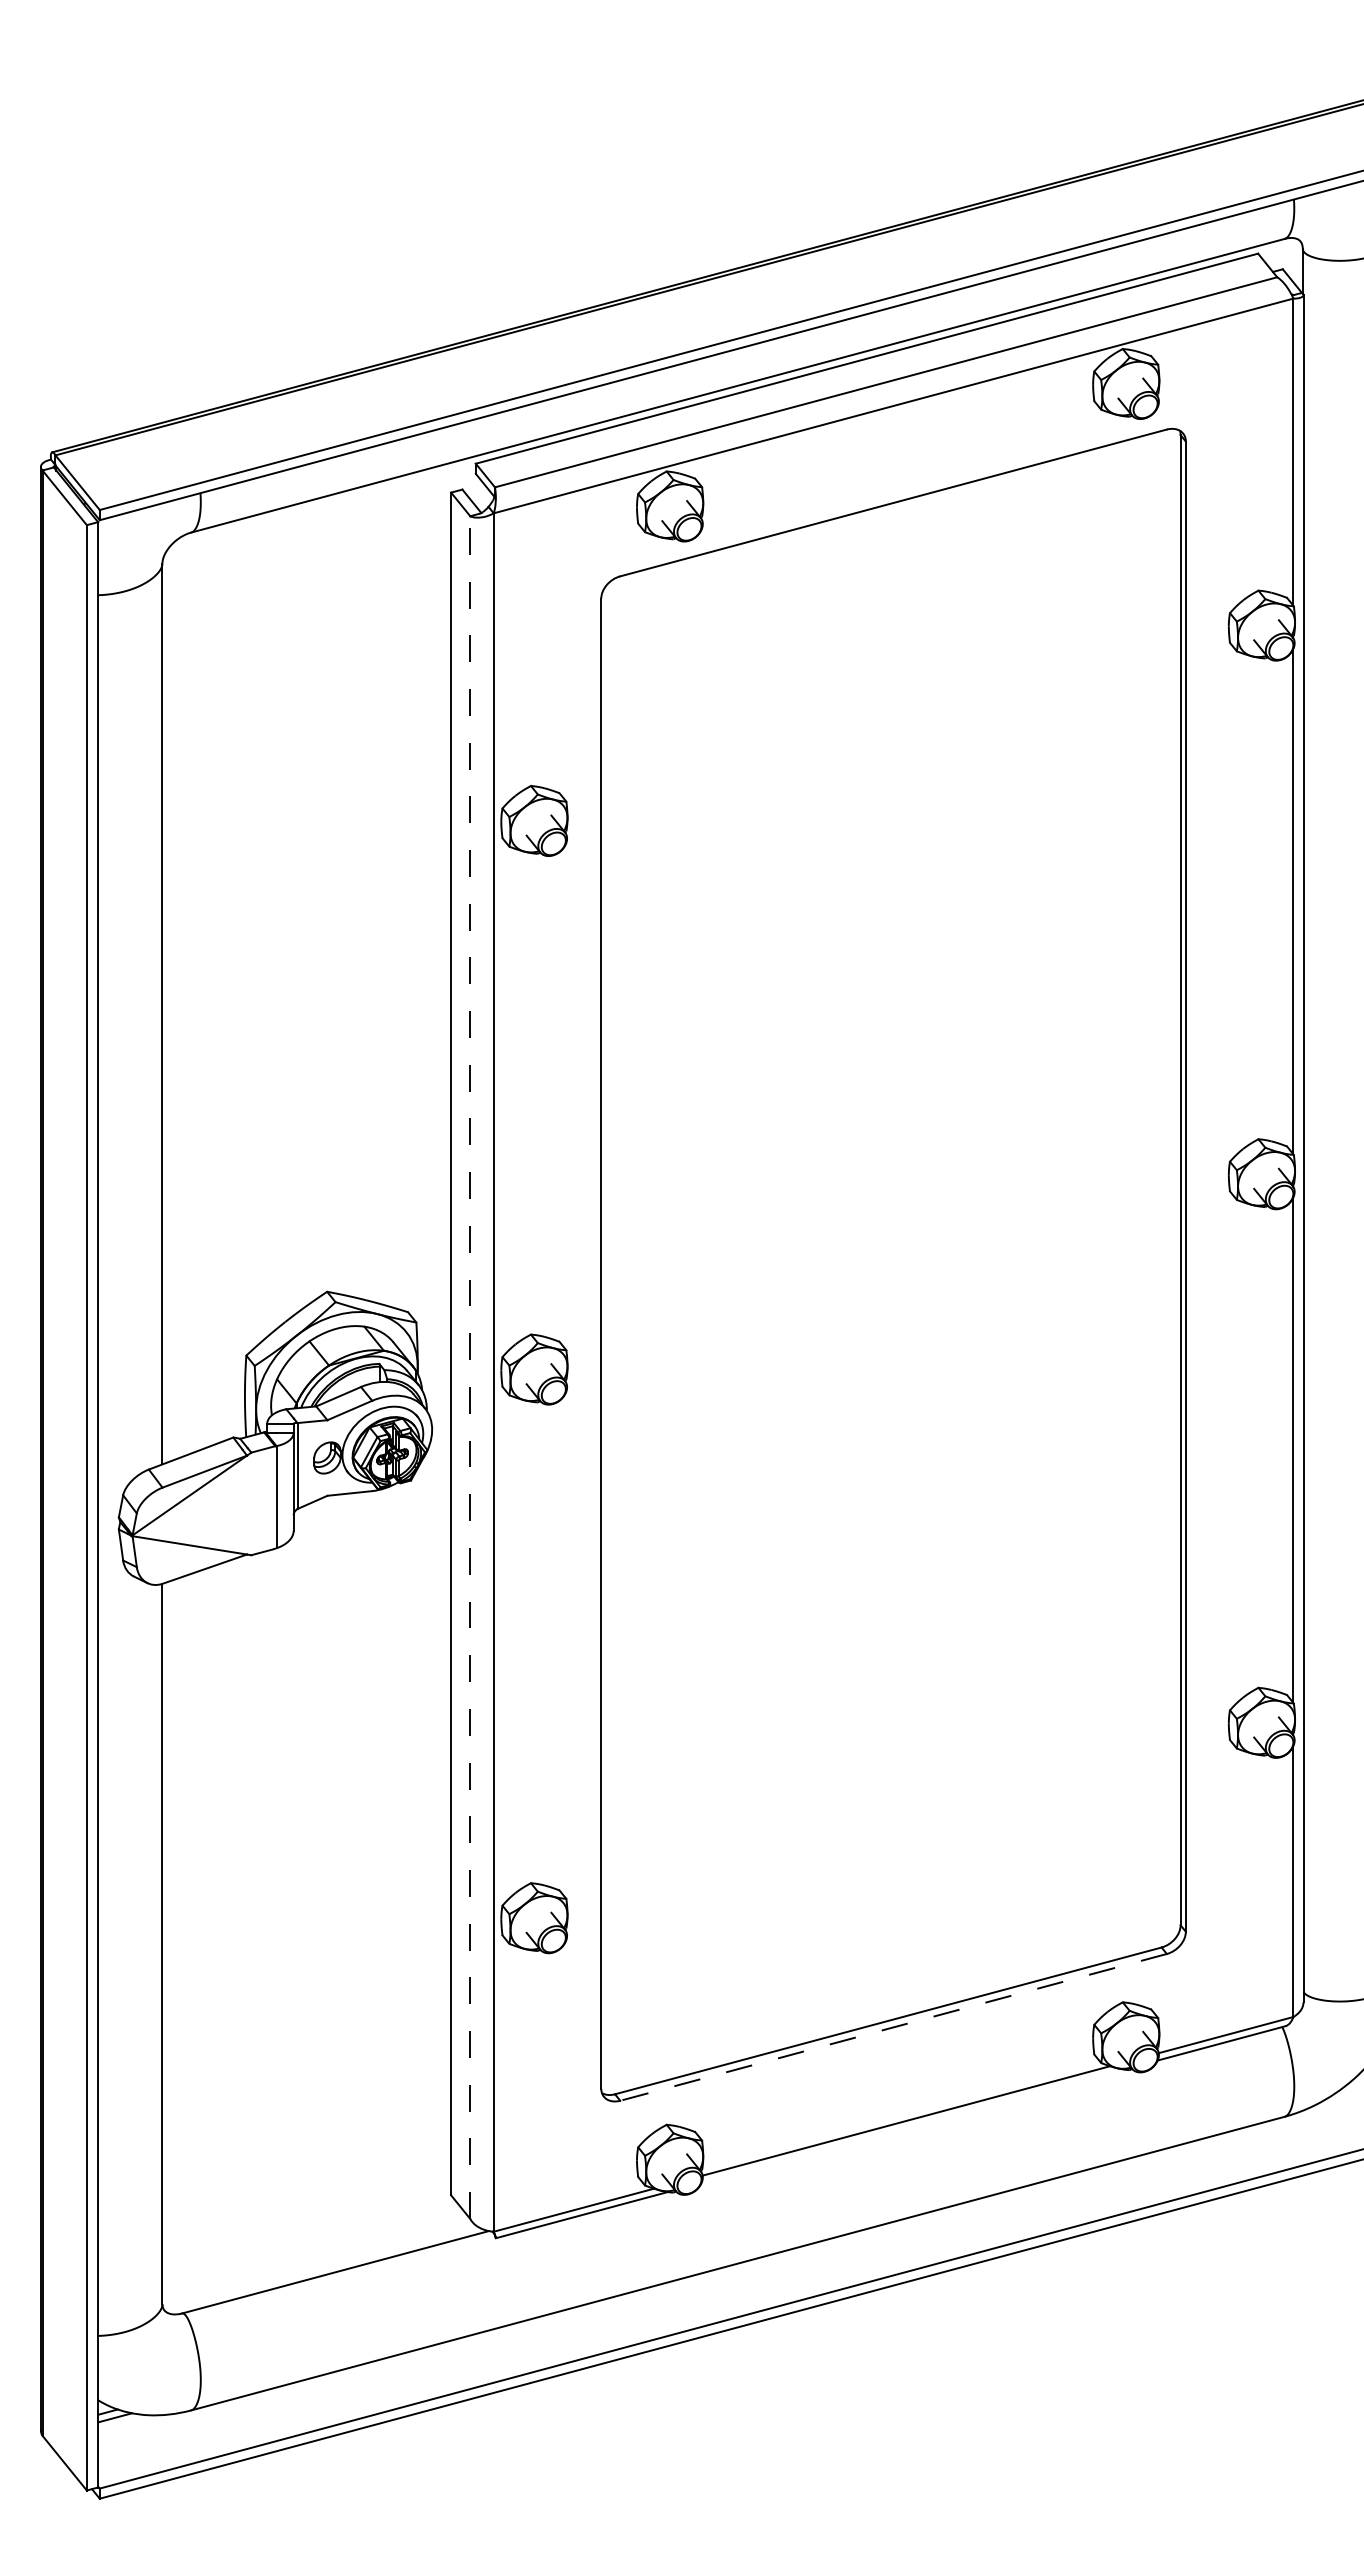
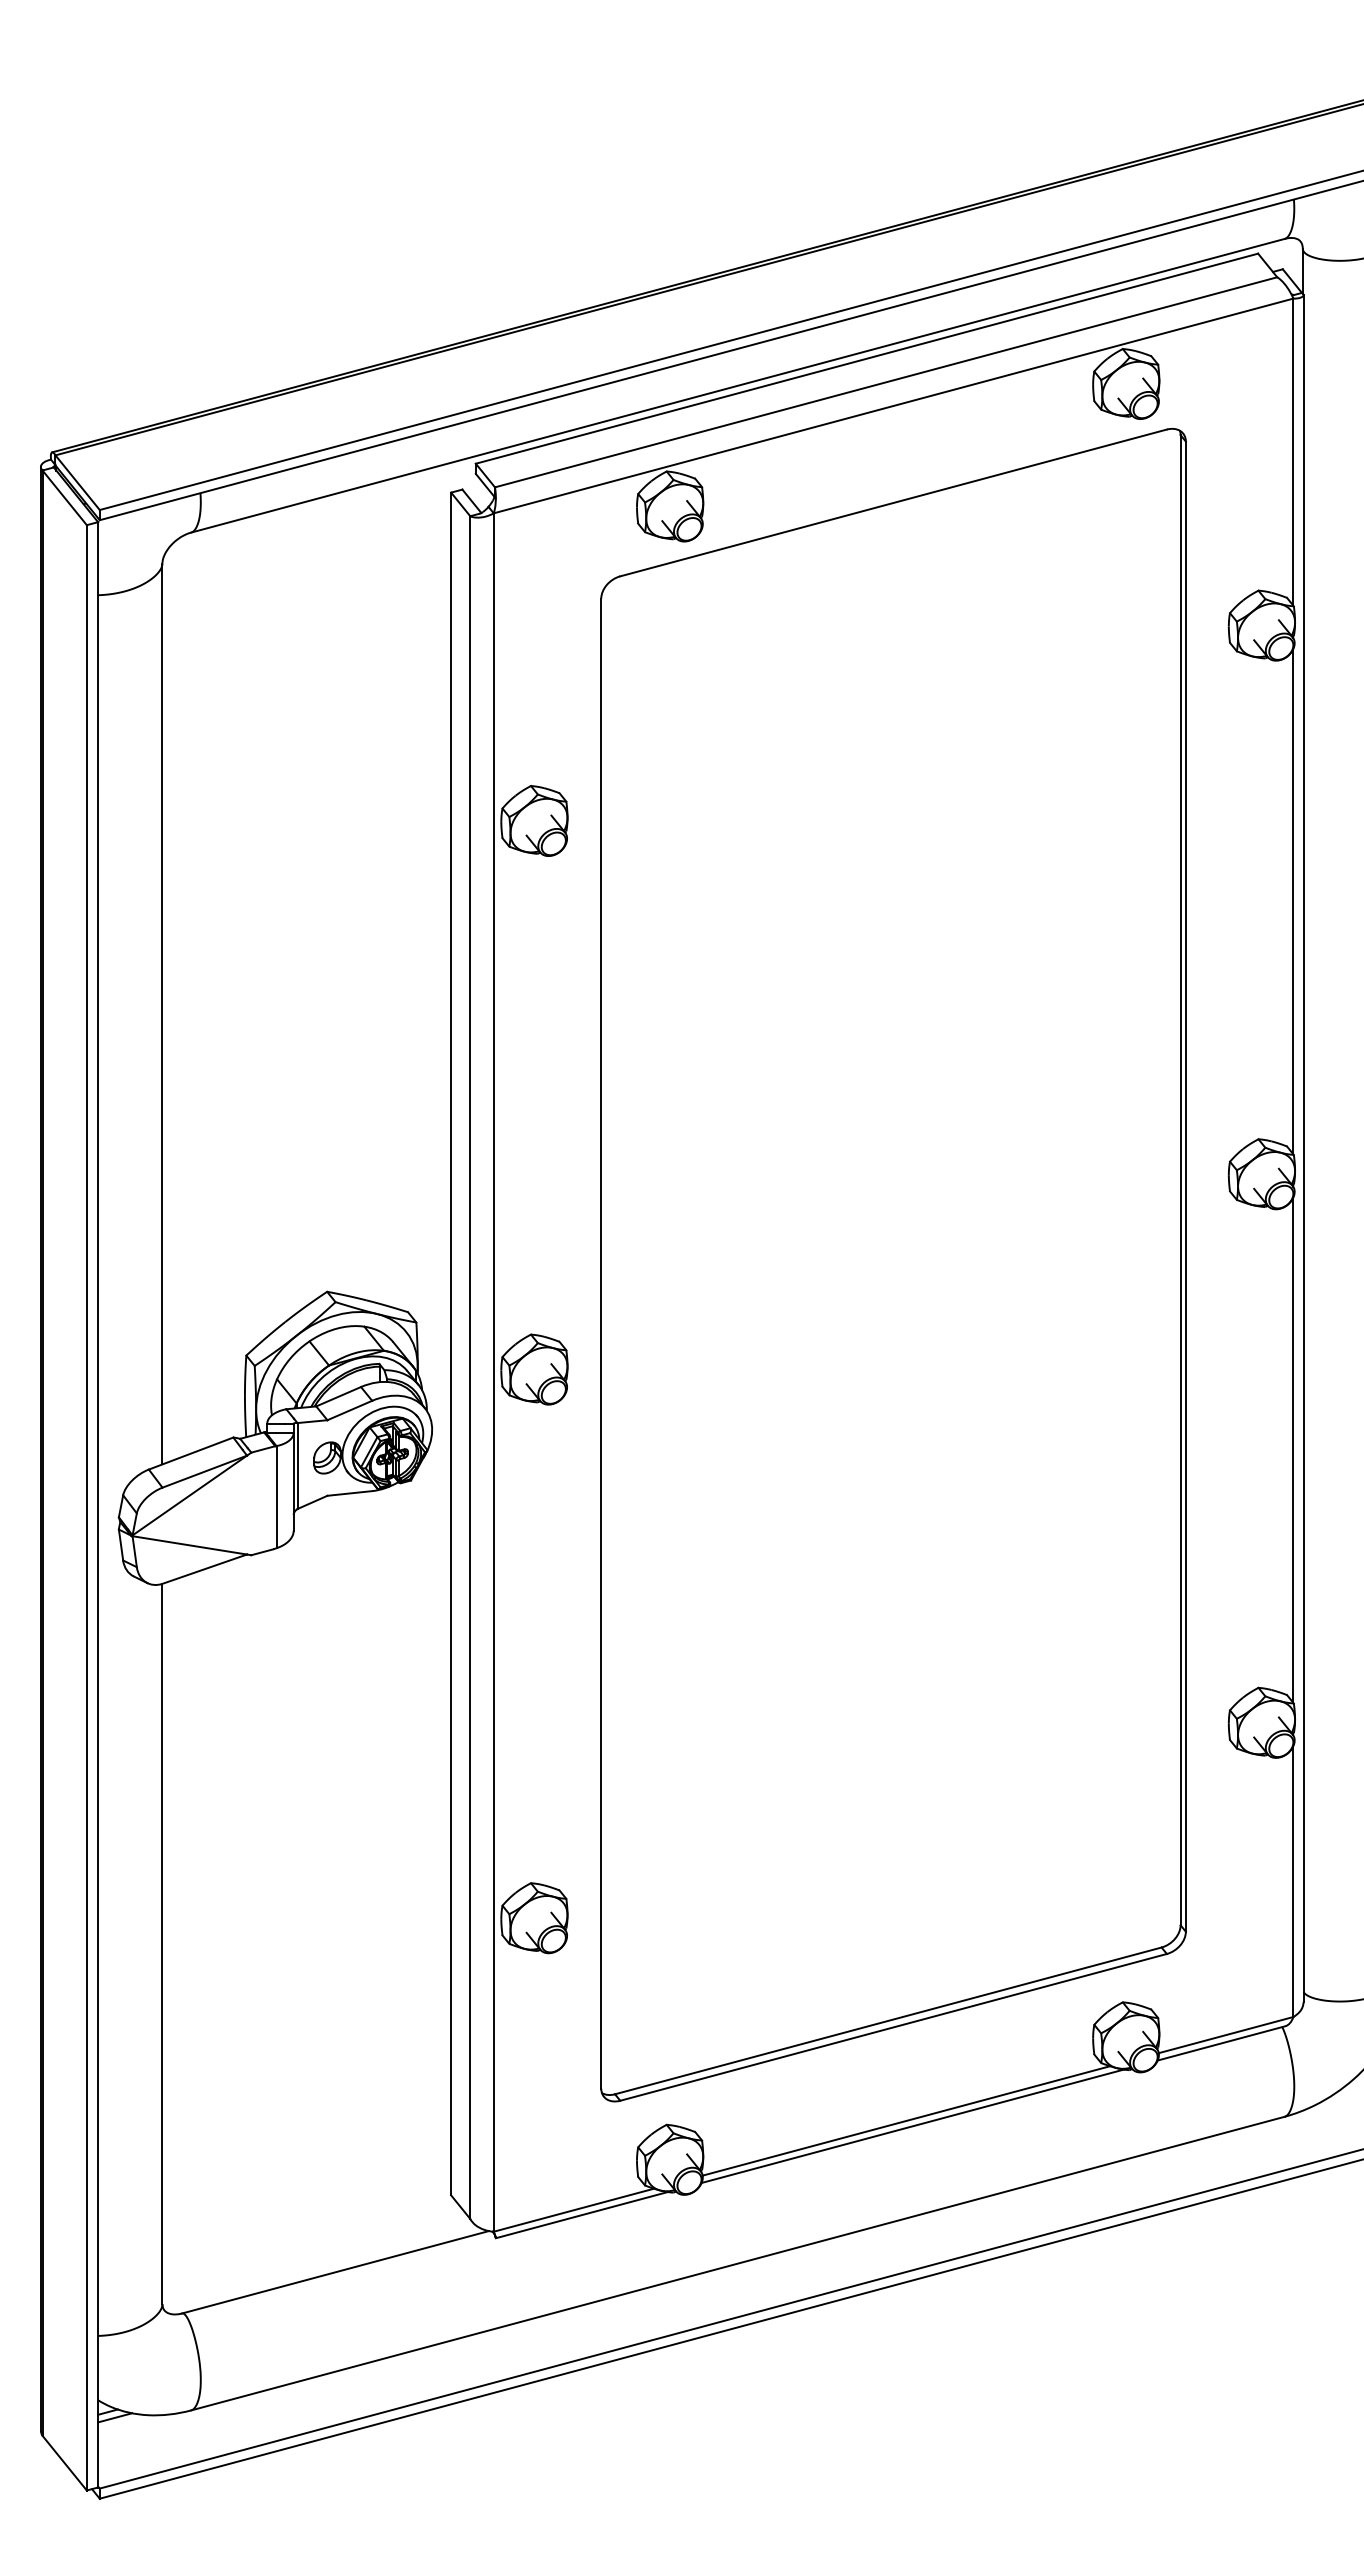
line: dashed -> solid (470, 1367)
line: dashed -> solid (893, 2027)
line: none -> present (912, 2125)
